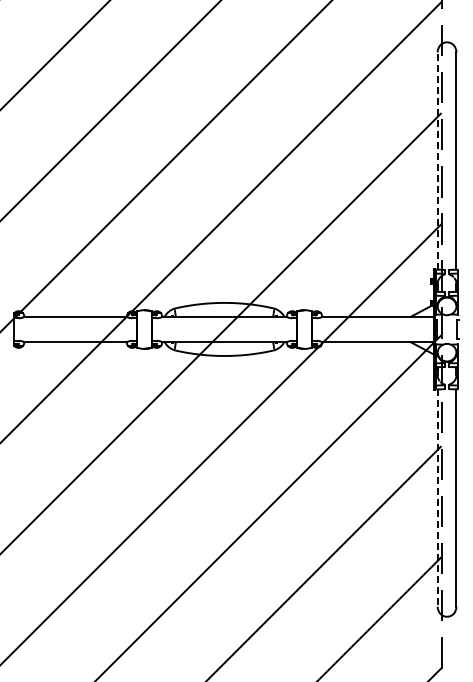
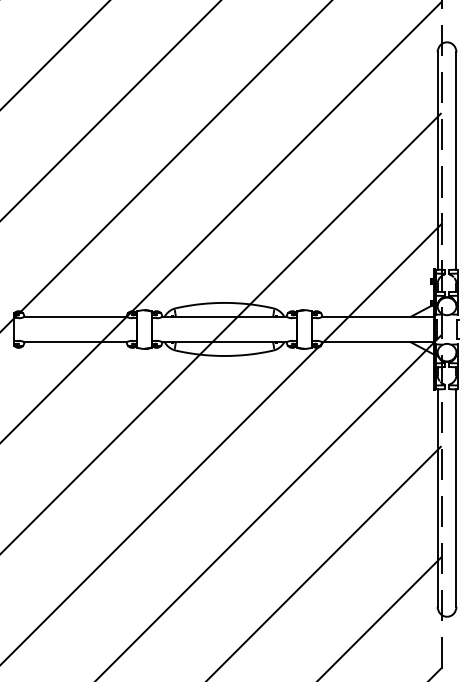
line: dashed -> solid (437, 161)
line: dashed -> solid (437, 498)
